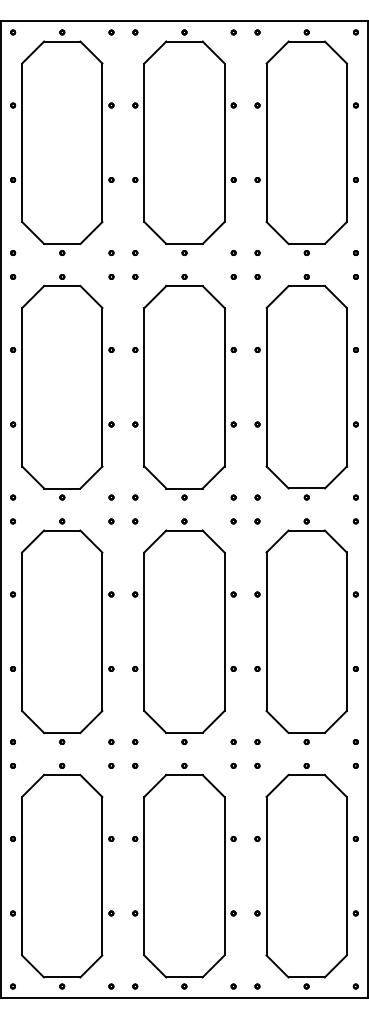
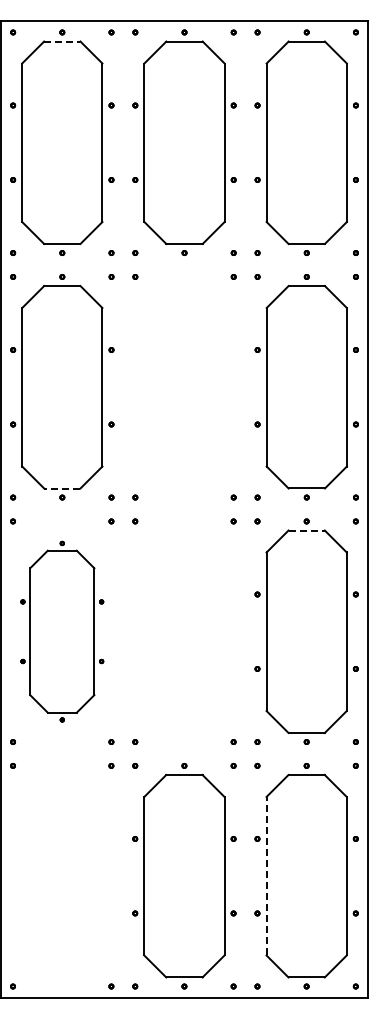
line: solid -> dashed (62, 41)
part: present -> none (184, 387)
line: solid -> dashed (61, 488)
line: solid -> dashed (307, 530)
part size: 105x227 px -> 85x183 px (62, 631)
part: present -> none (184, 631)
line: solid -> dashed (266, 875)
part: present -> none (62, 876)
